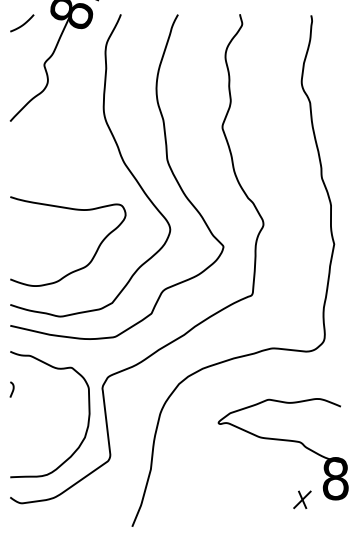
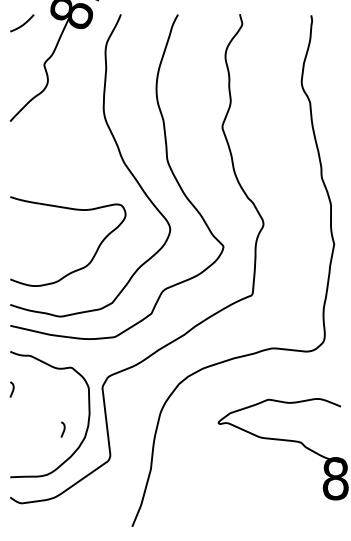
curve: none -> present (63, 429)
part: present -> none (302, 499)
